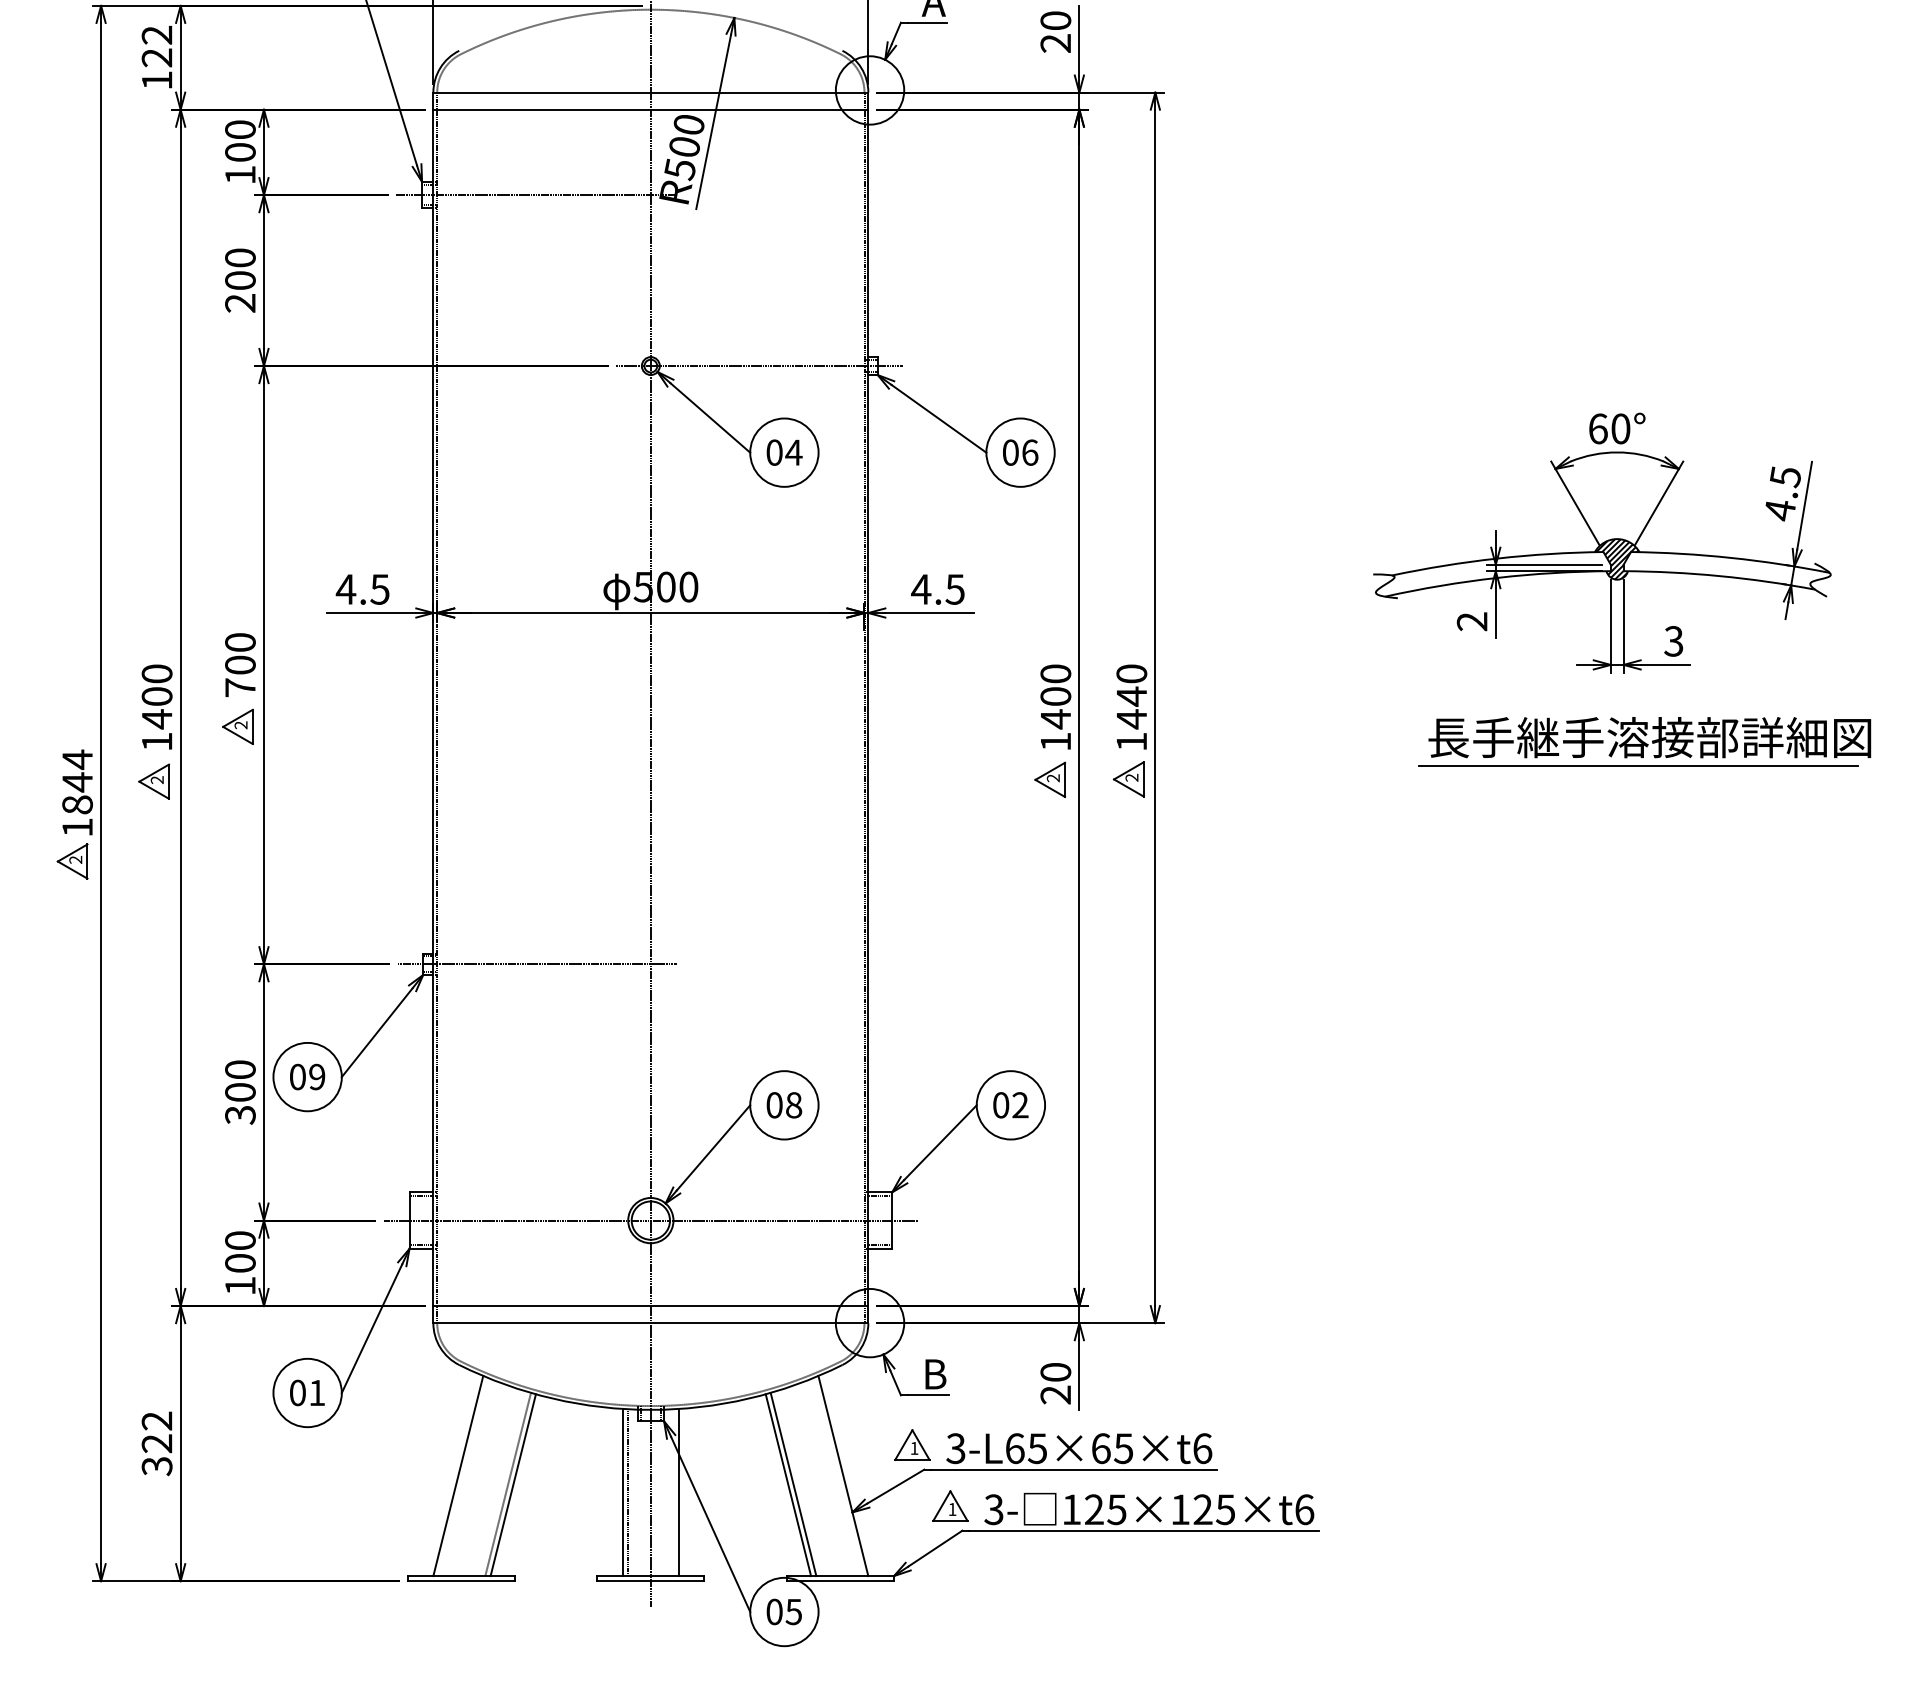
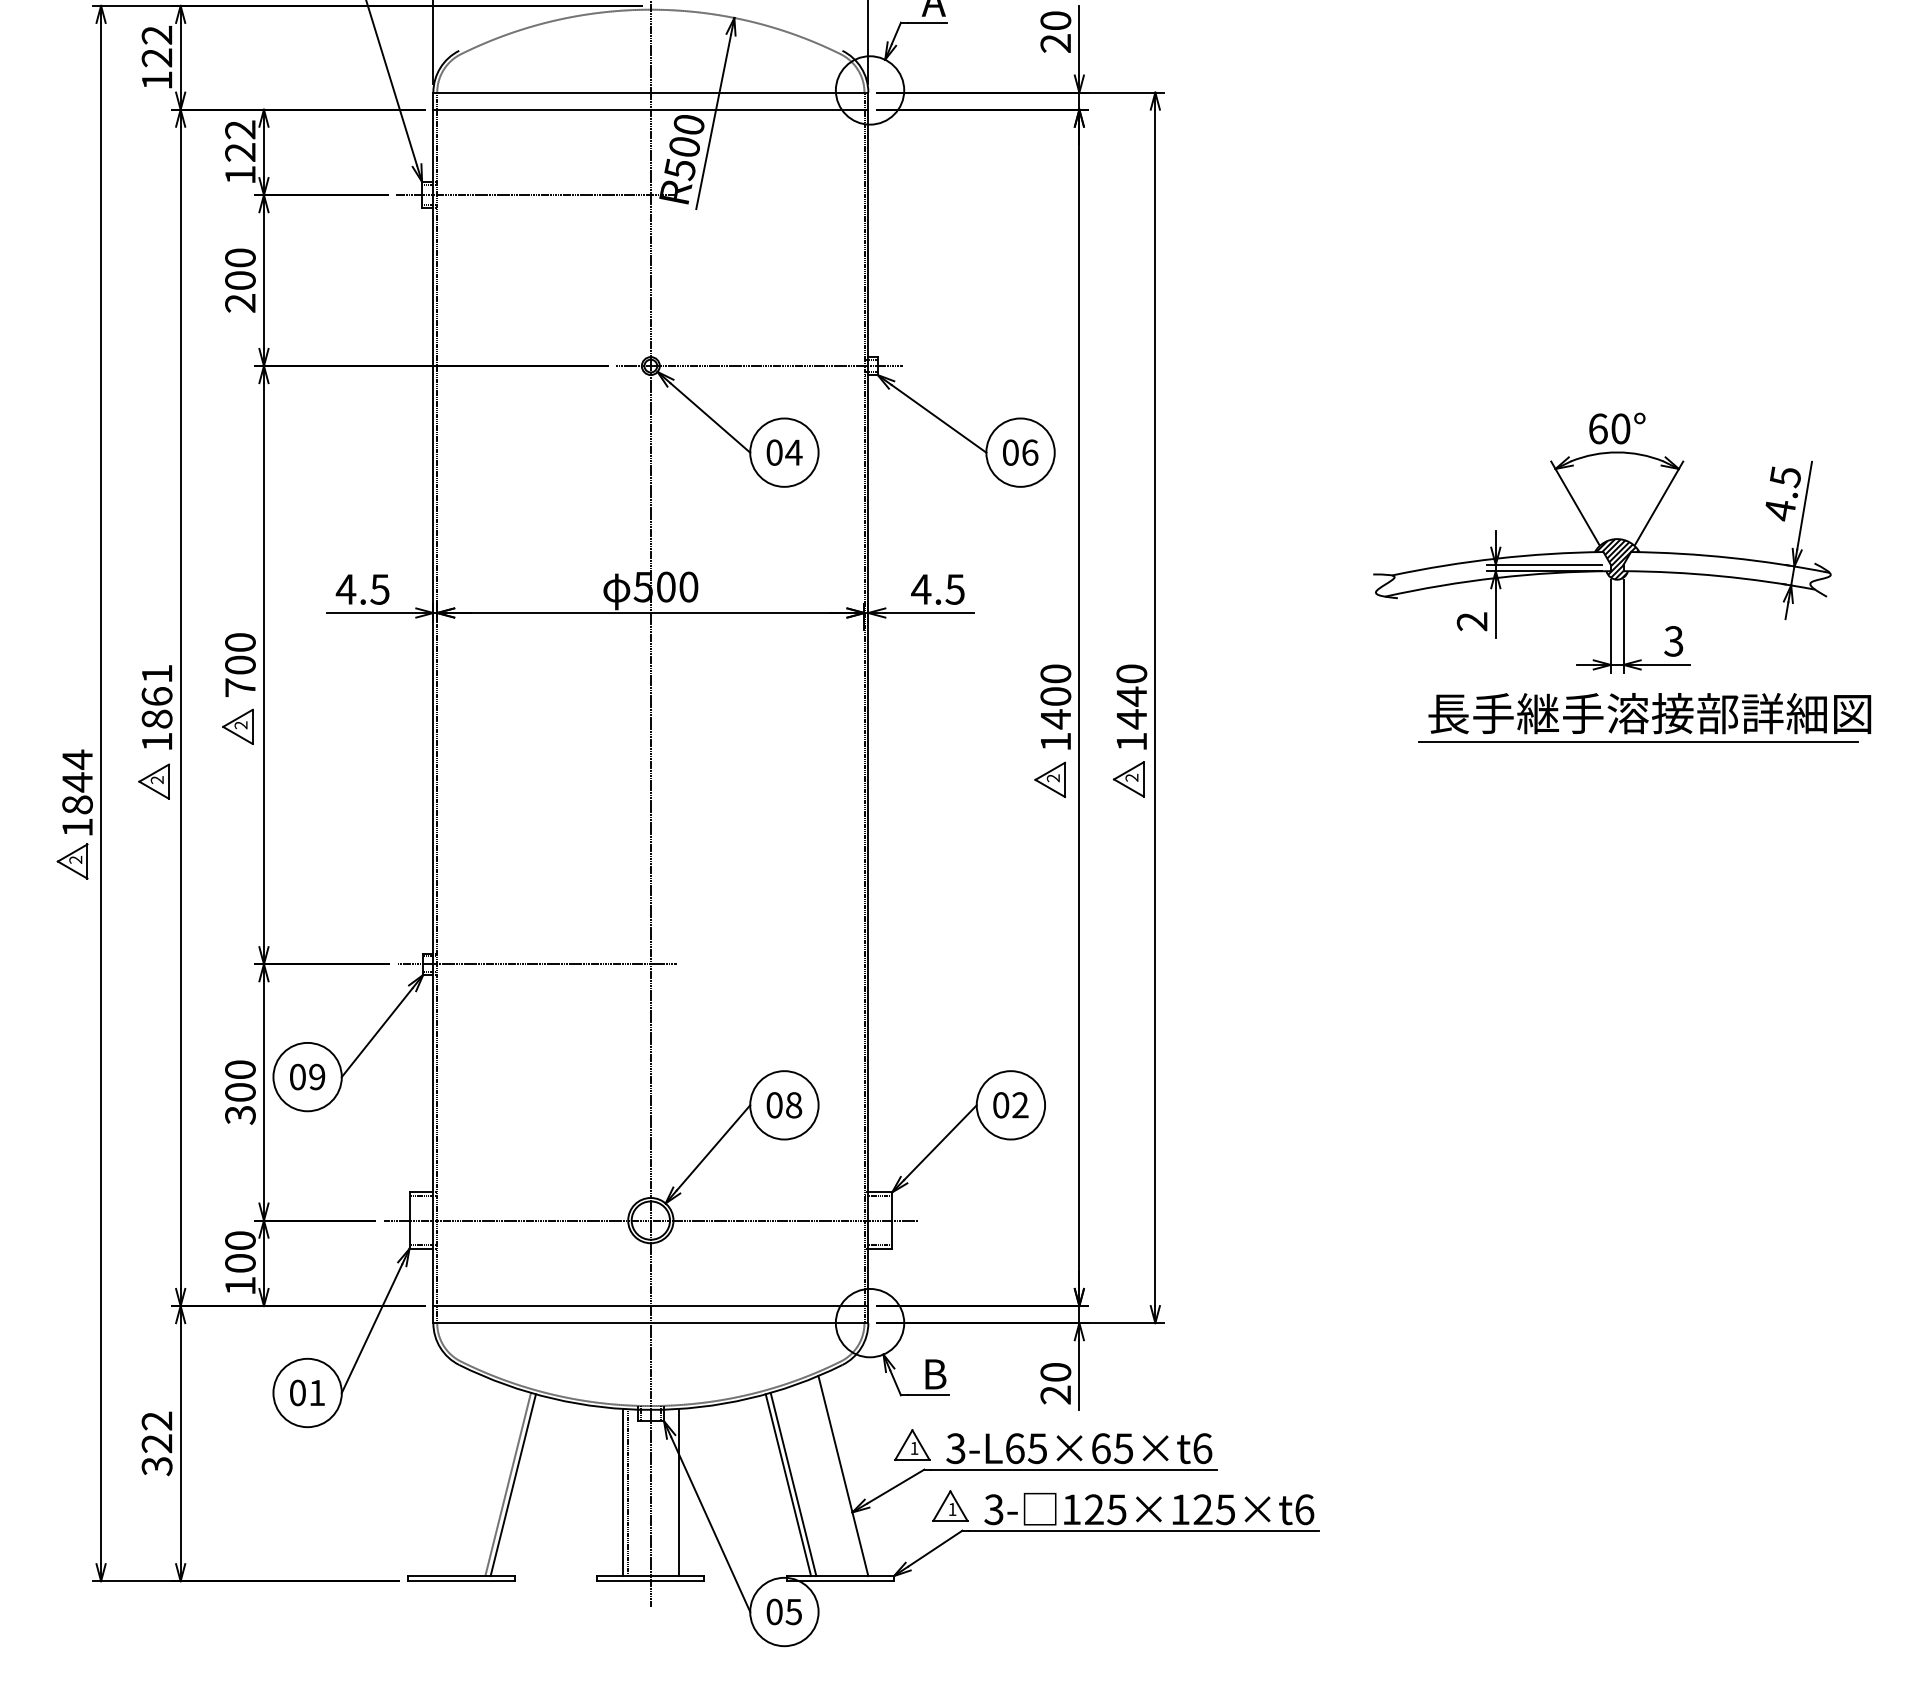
text: 100 -> 122 (240, 140)
text: 1400 -> 1861 (156, 696)
part position: (1644, 741) -> (1644, 717) (1644, 717)
line: present -> none (458, 1476)
